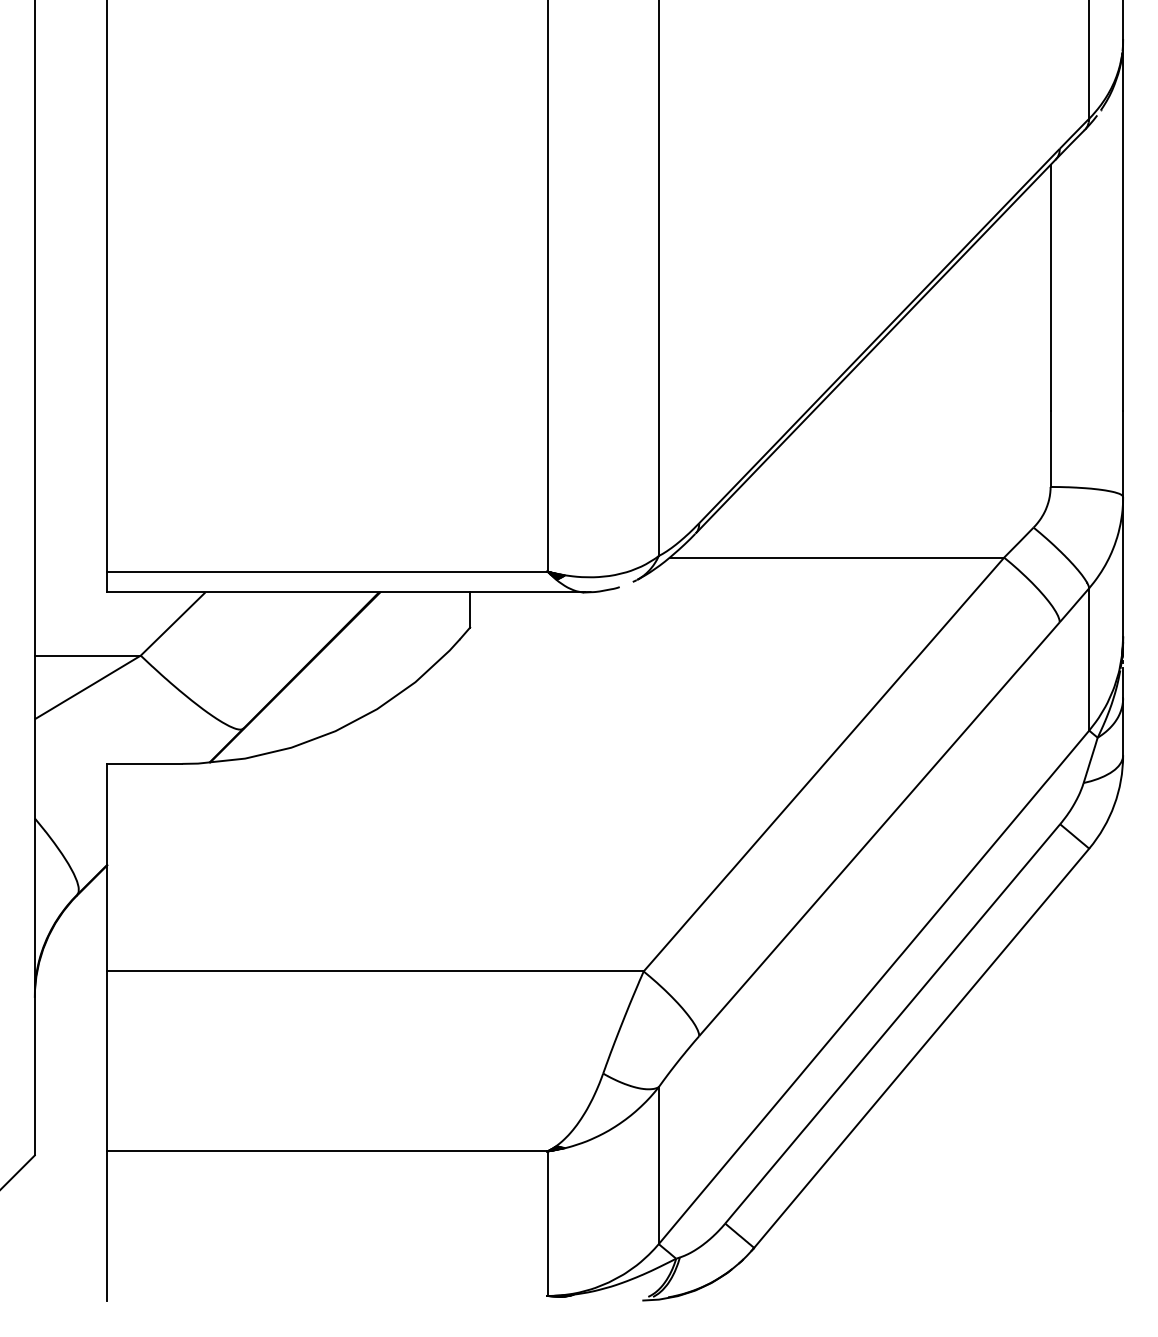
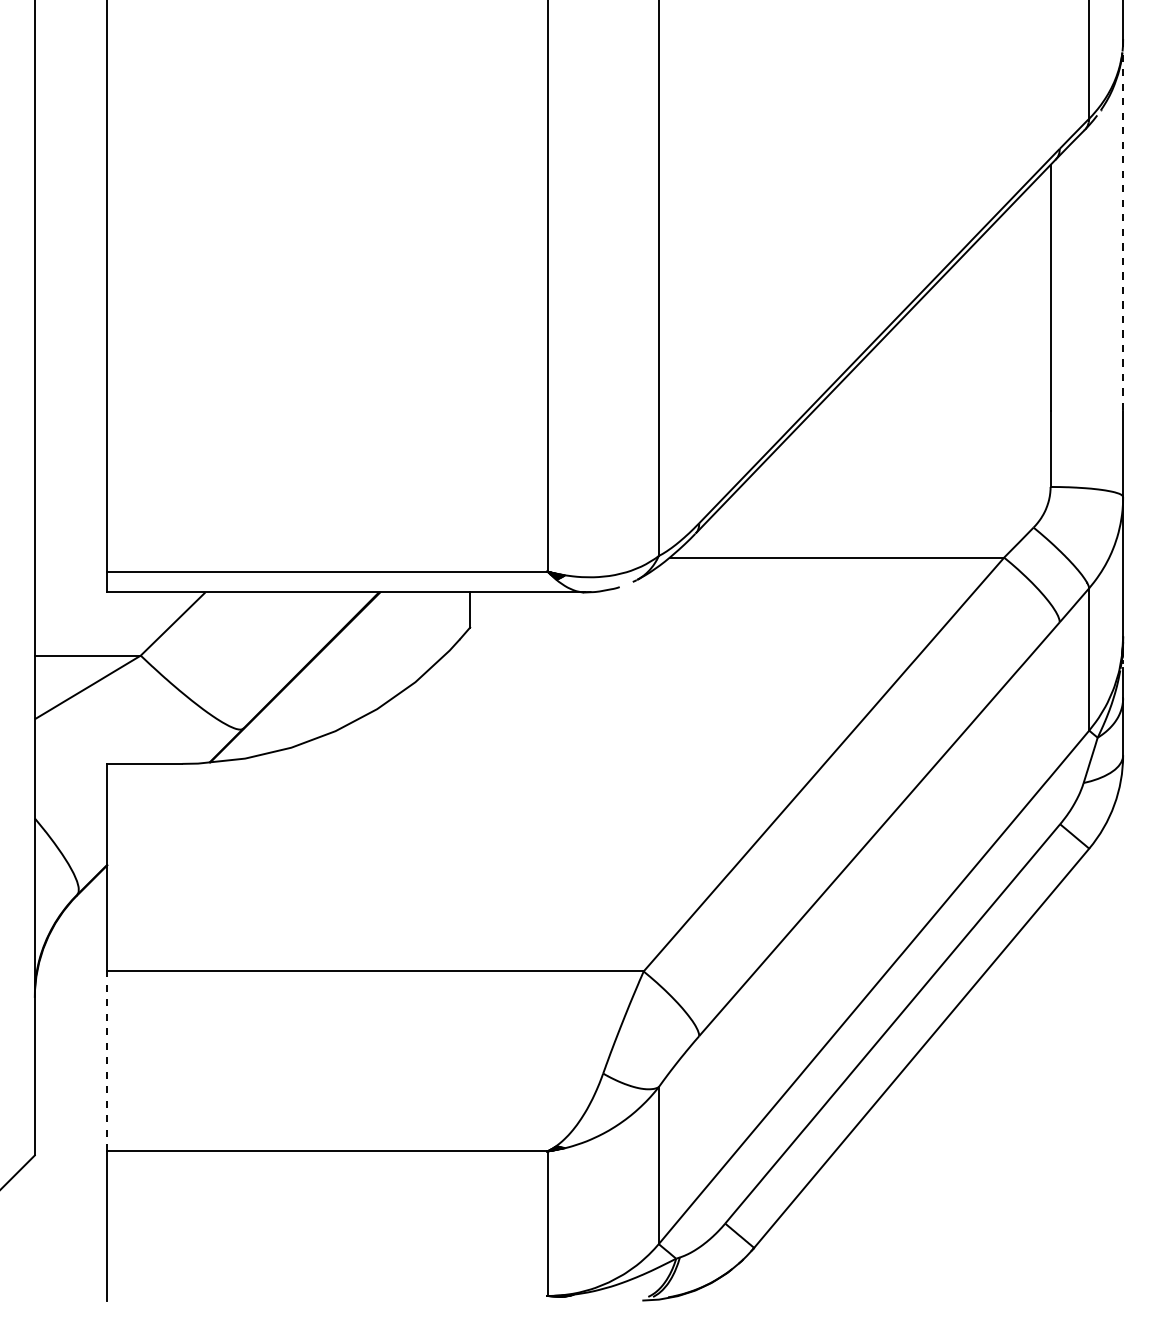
line: solid -> dashed (1123, 225)
line: solid -> dashed (107, 1061)
